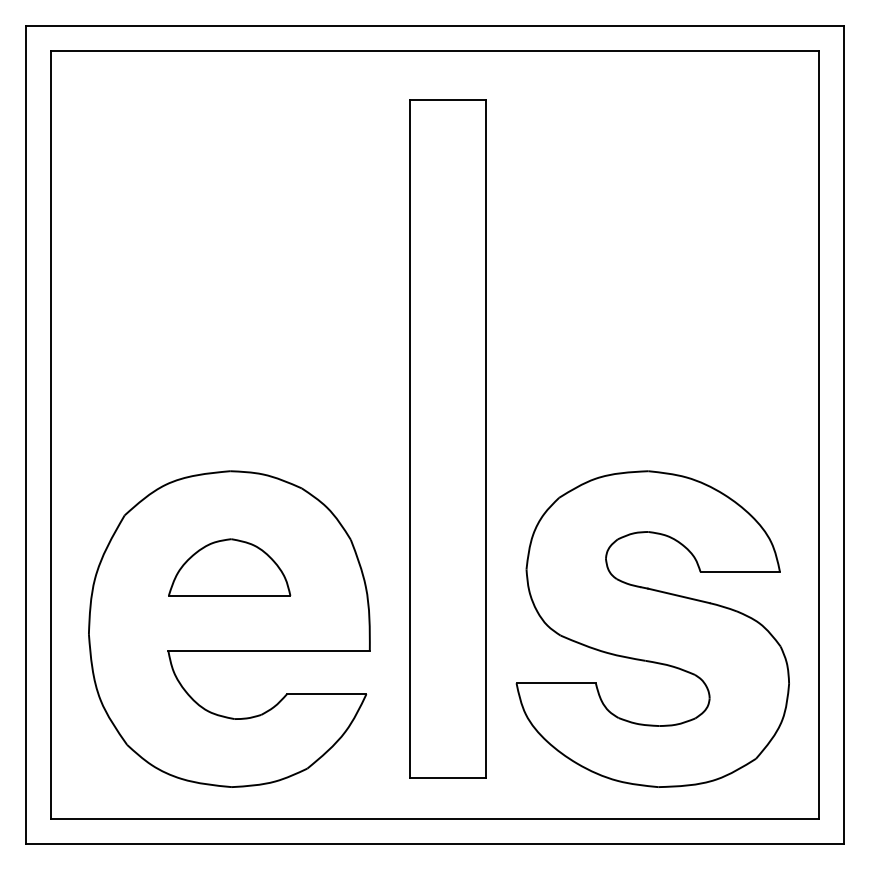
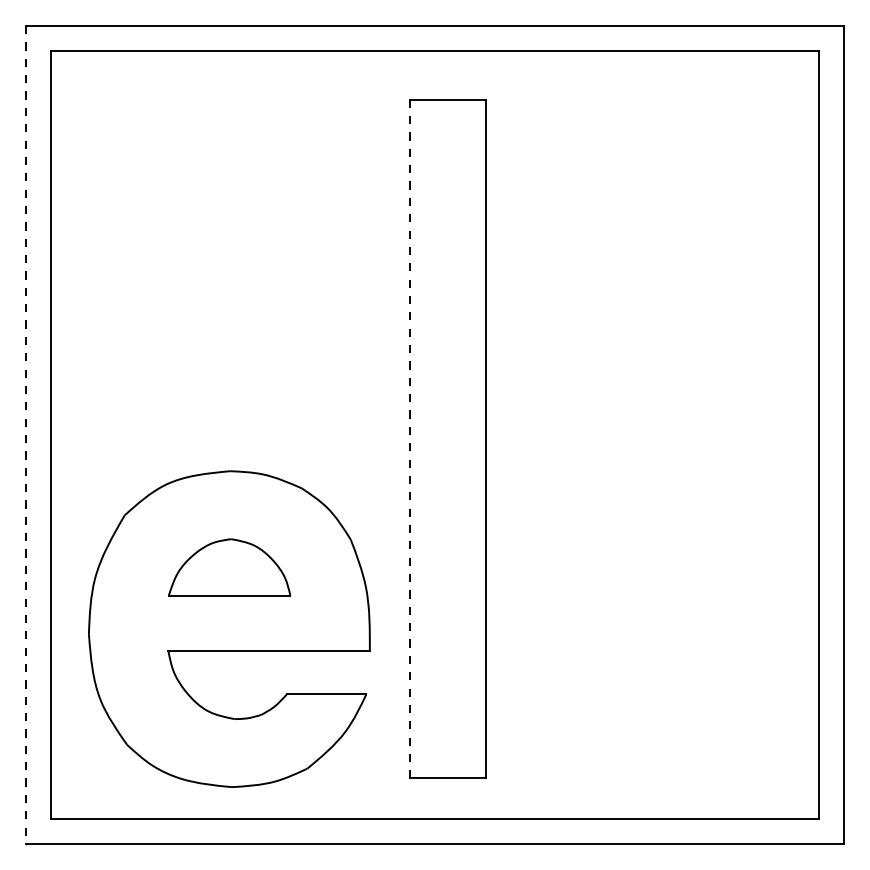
line: solid -> dashed (26, 434)
line: solid -> dashed (410, 439)
part: present -> none (652, 628)
